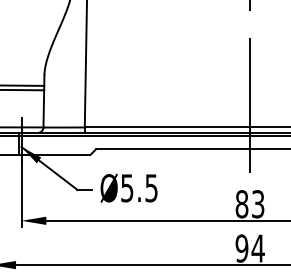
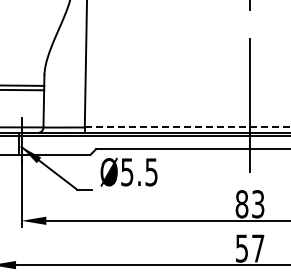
line: solid -> dashed (187, 127)
text position: (128, 187) -> (128, 171) (128, 171)
text: 94 -> 57 (249, 248)
